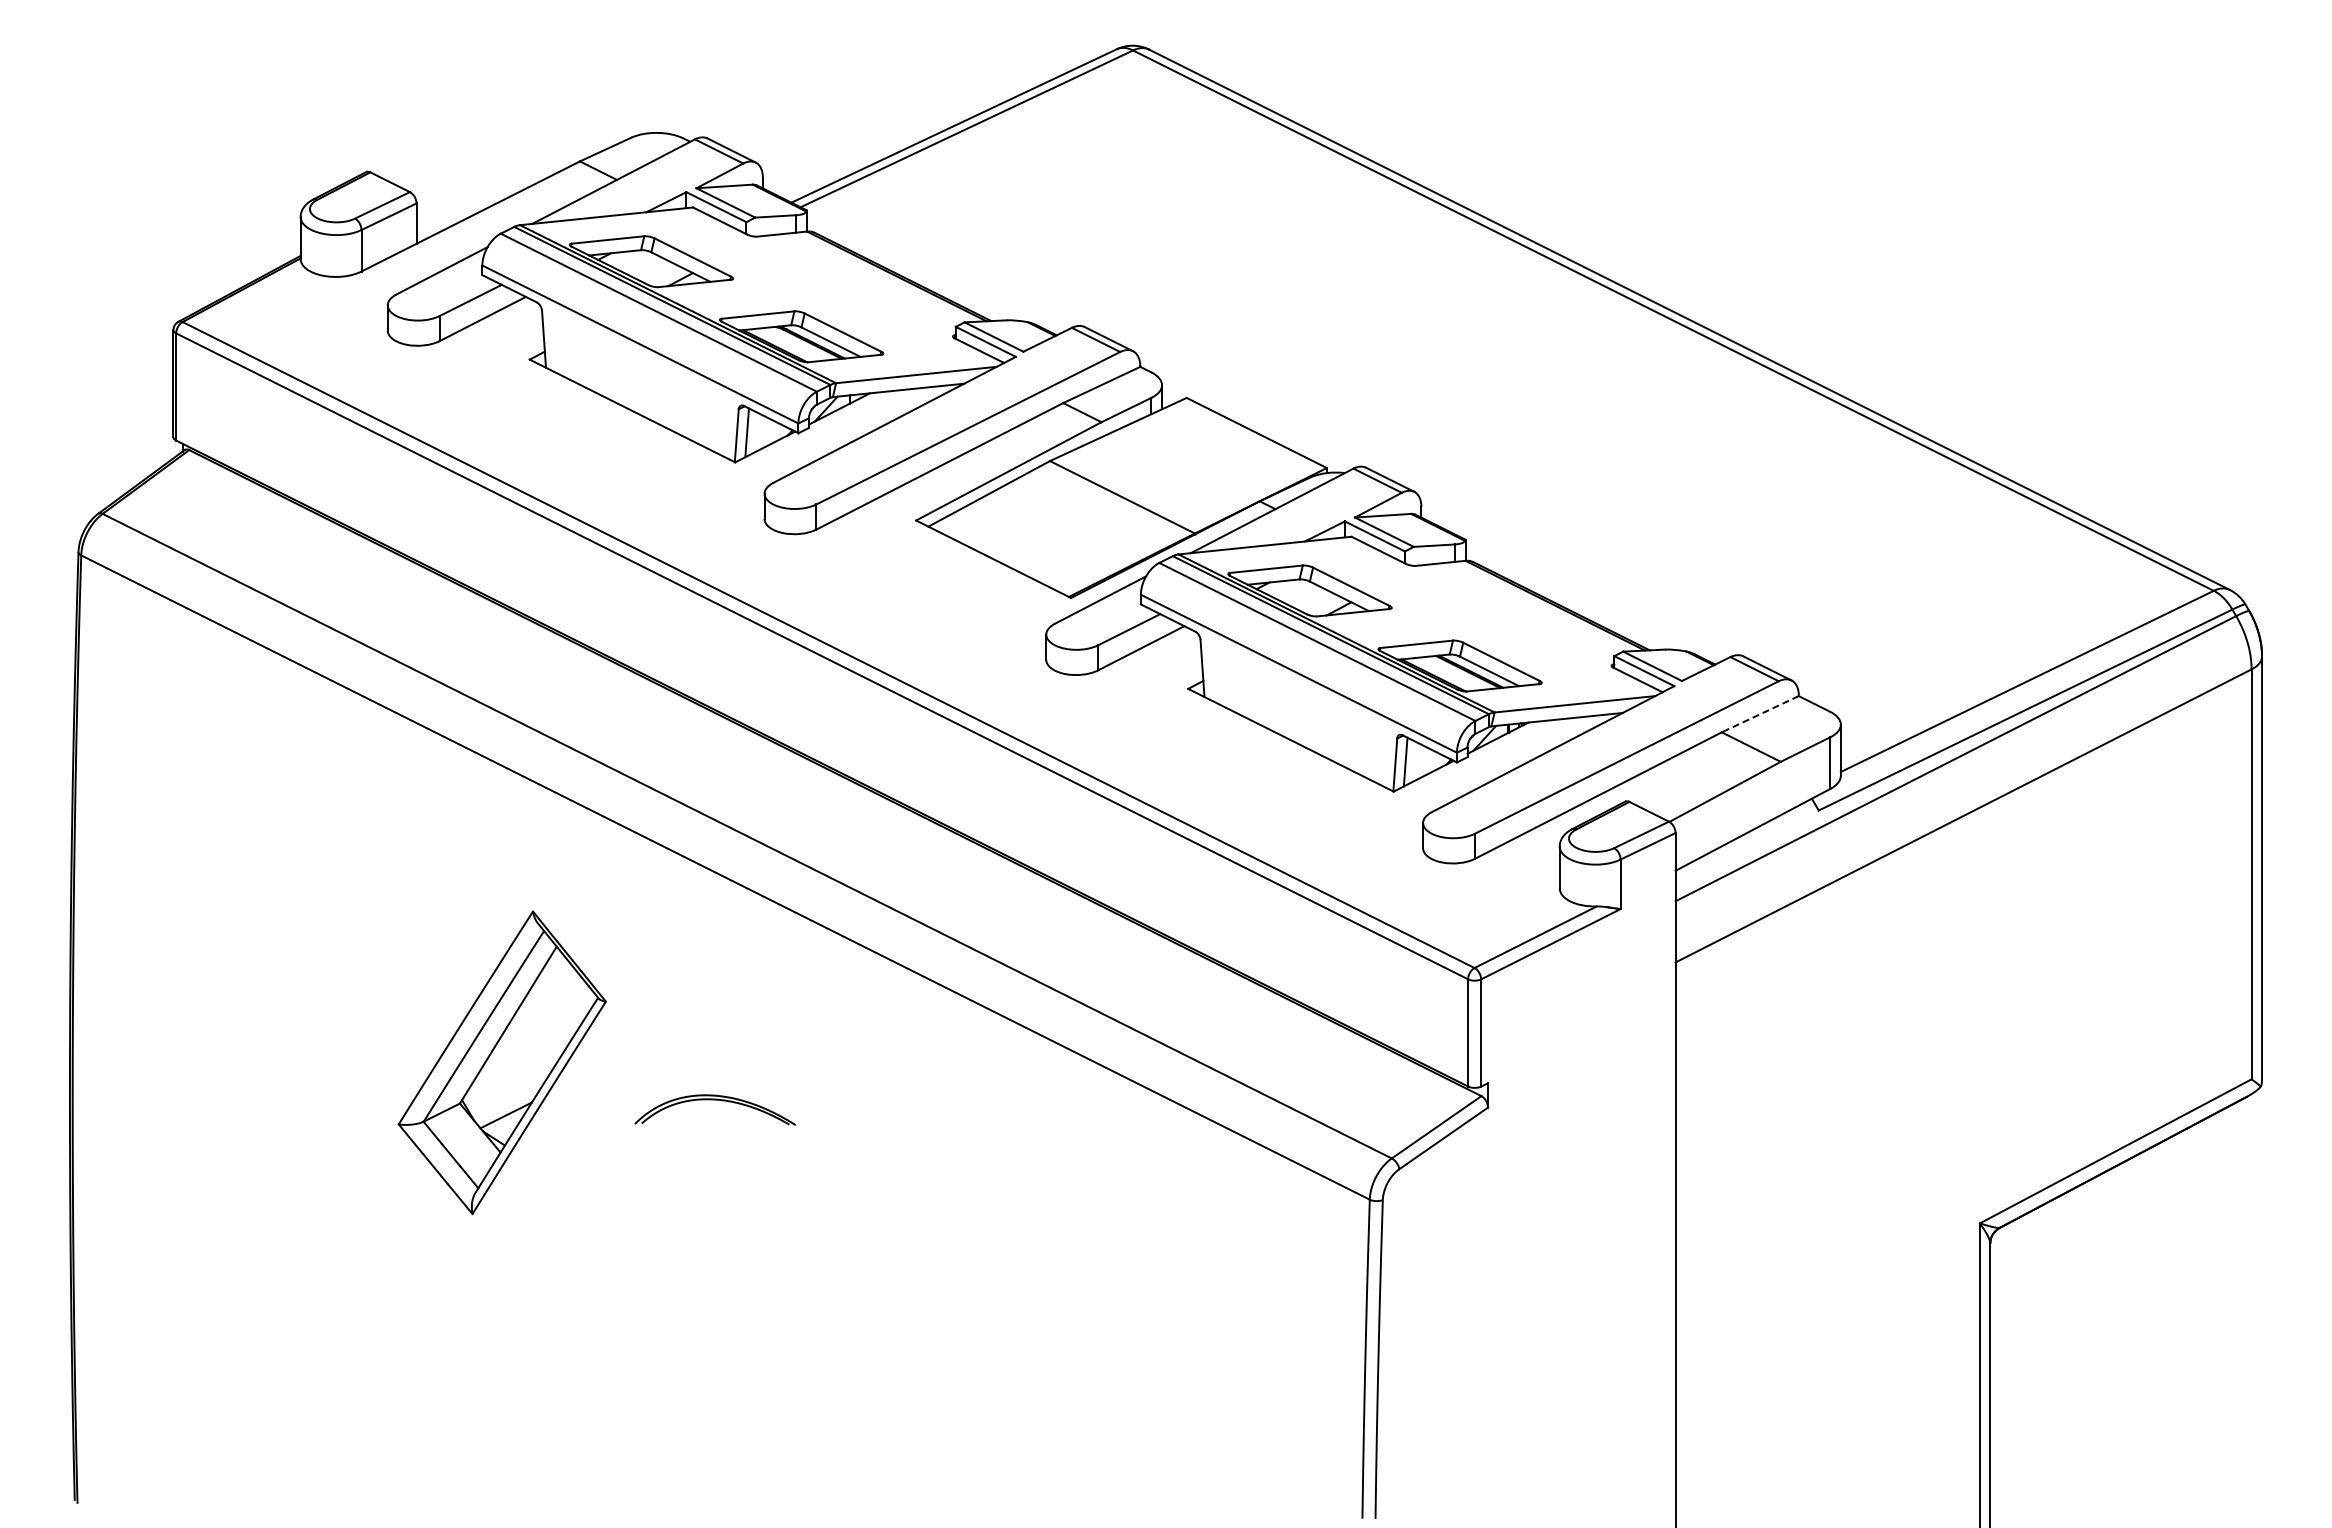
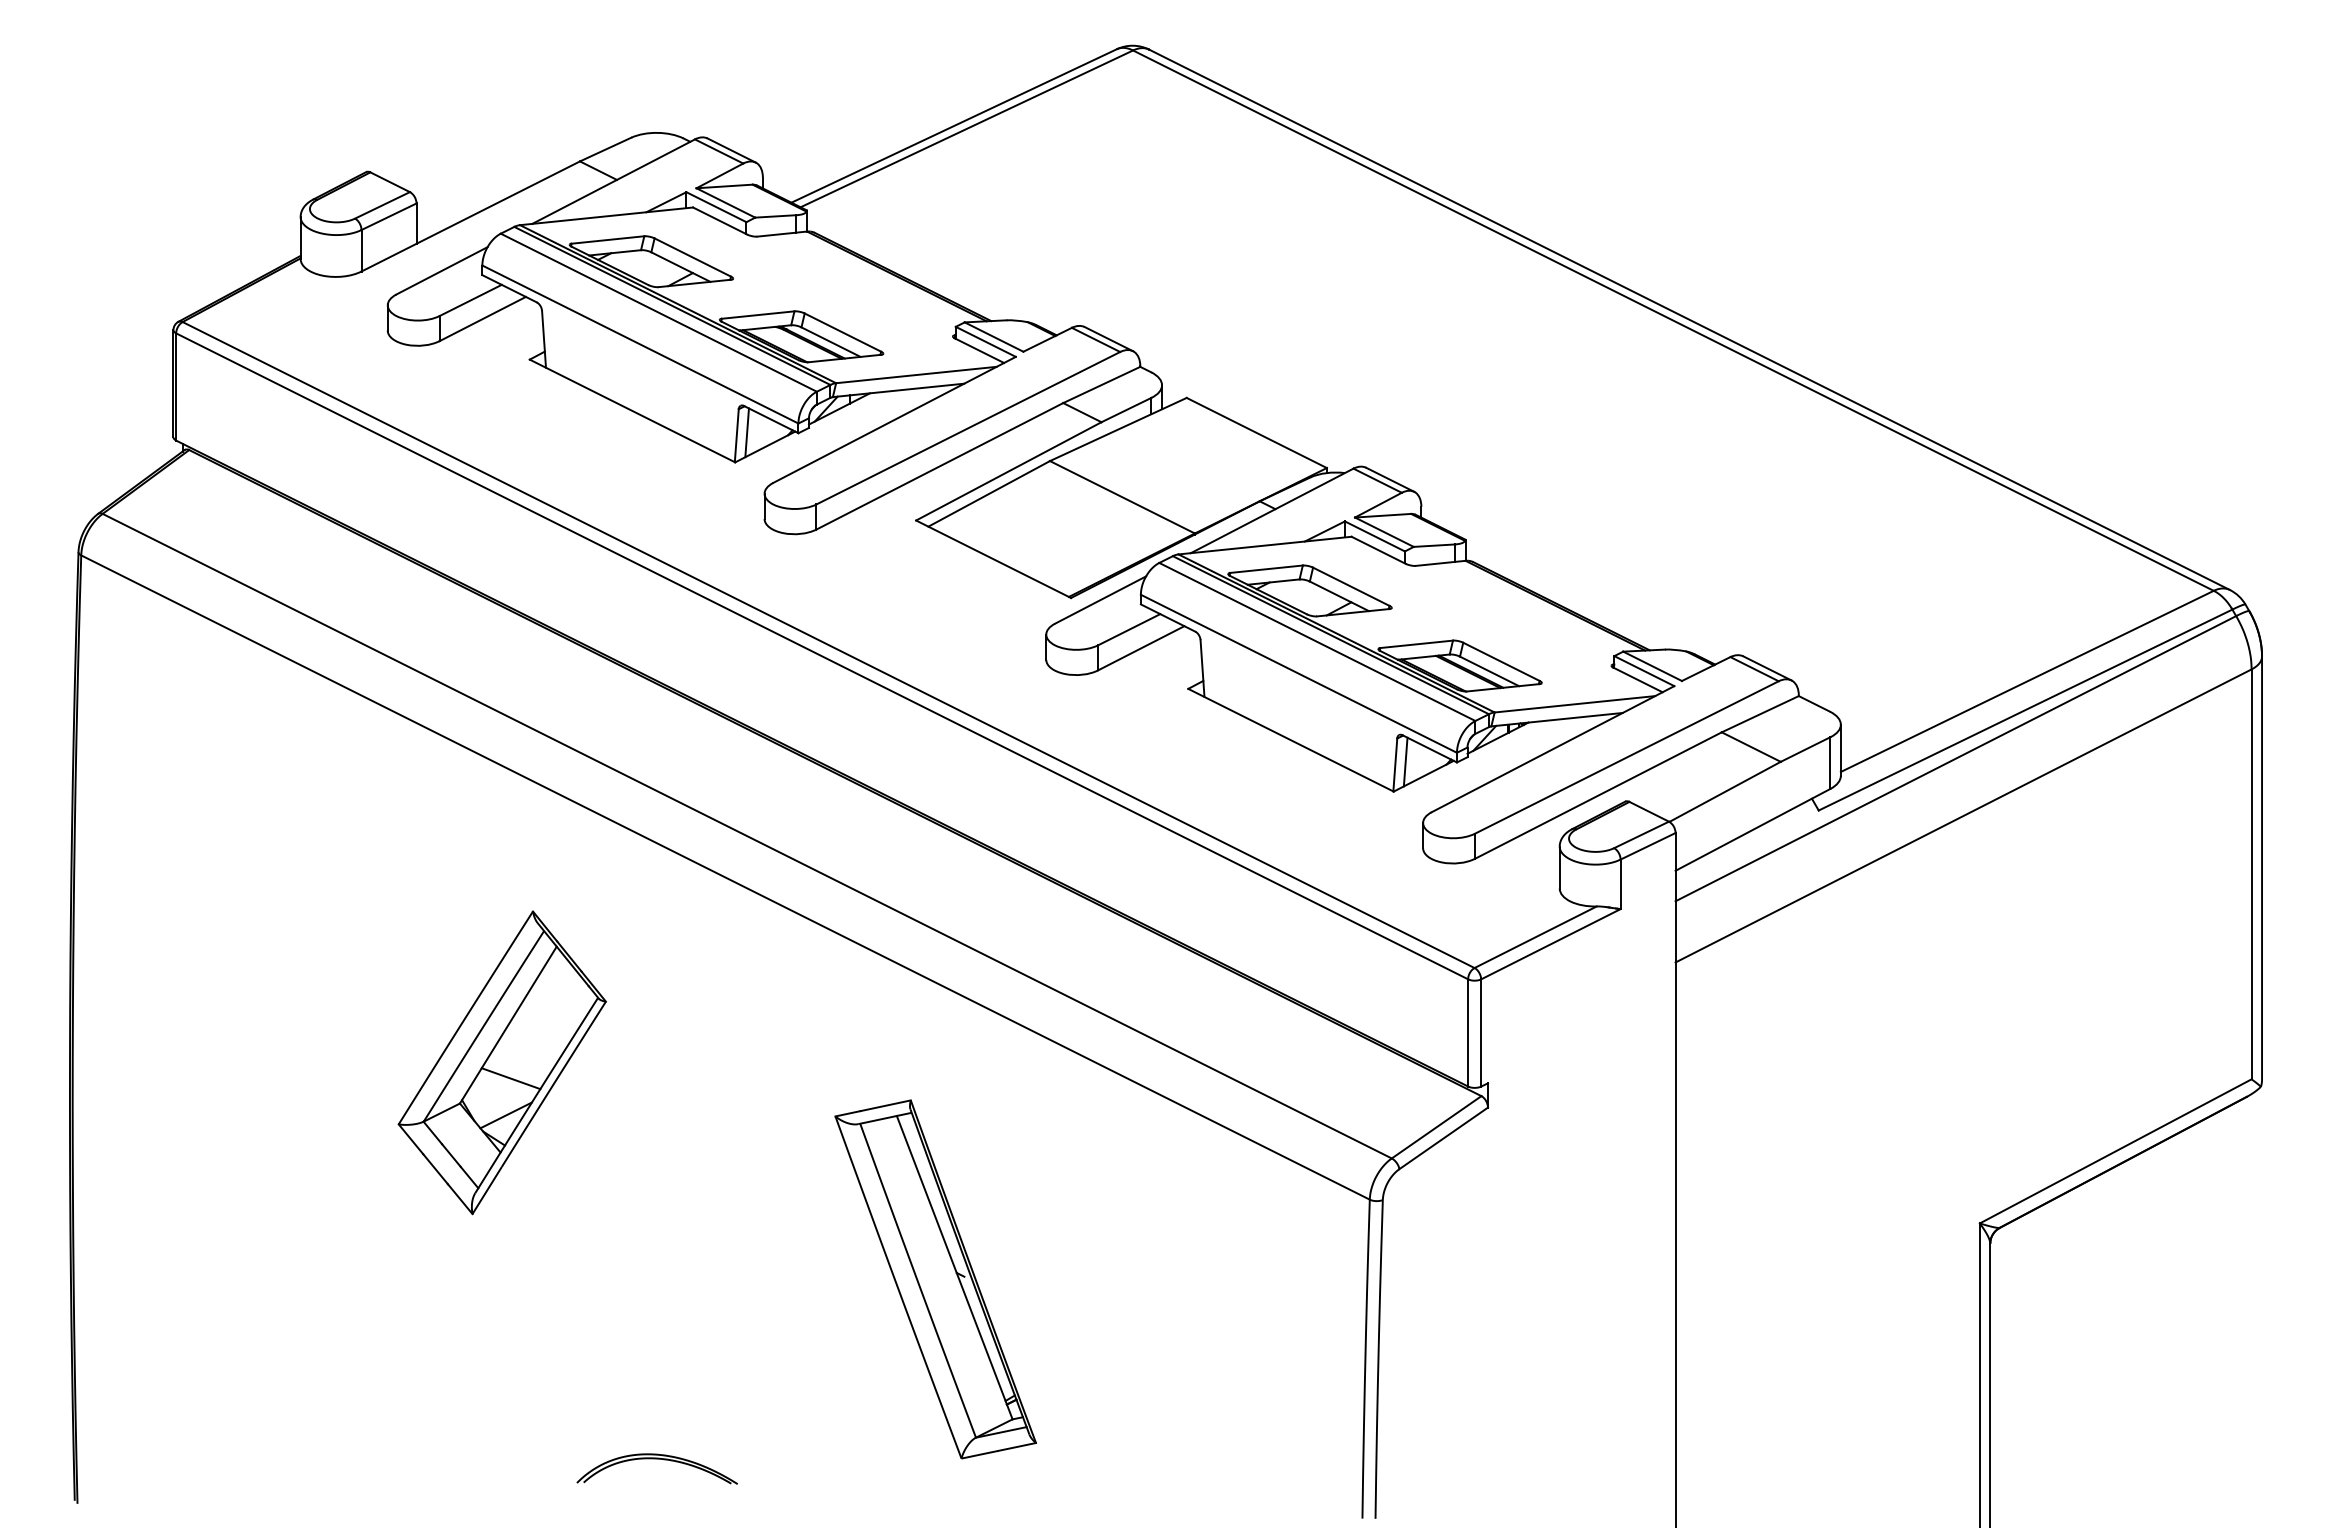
line: dashed -> solid (1760, 714)
line: none -> present (510, 1078)
part position: (714, 1100) -> (656, 1459) (656, 1459)
part: none -> present (935, 1279)
